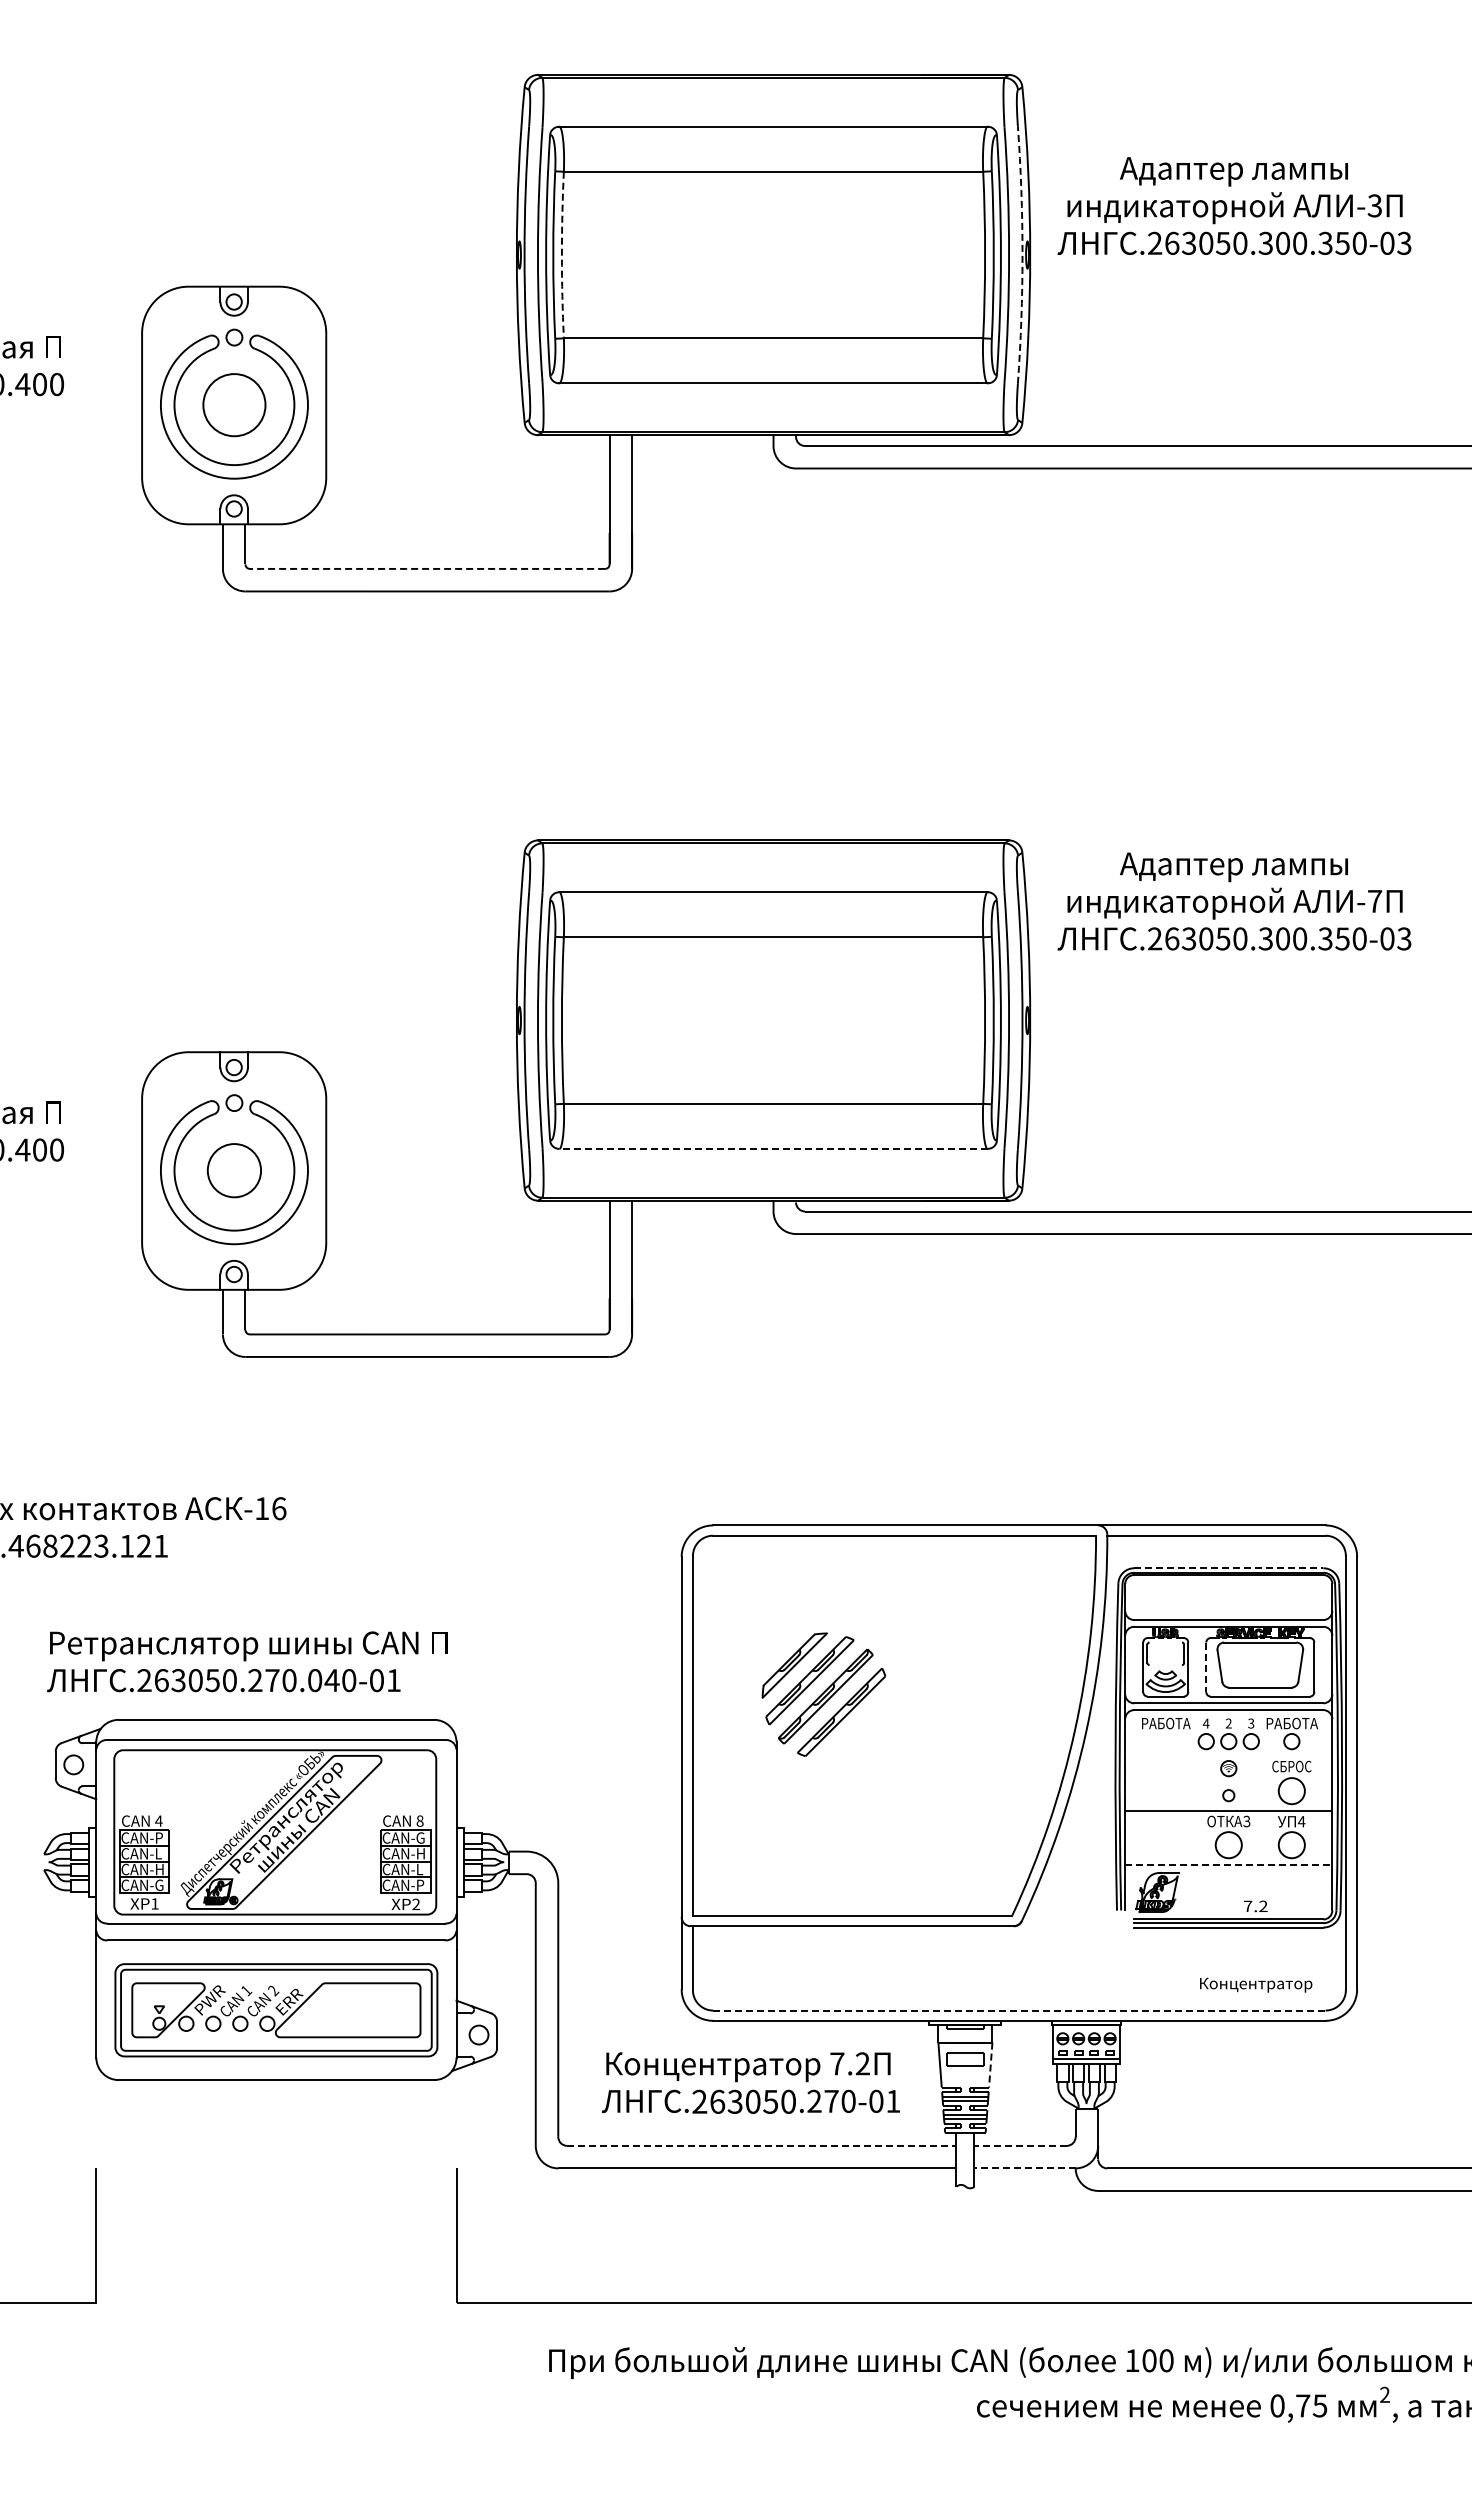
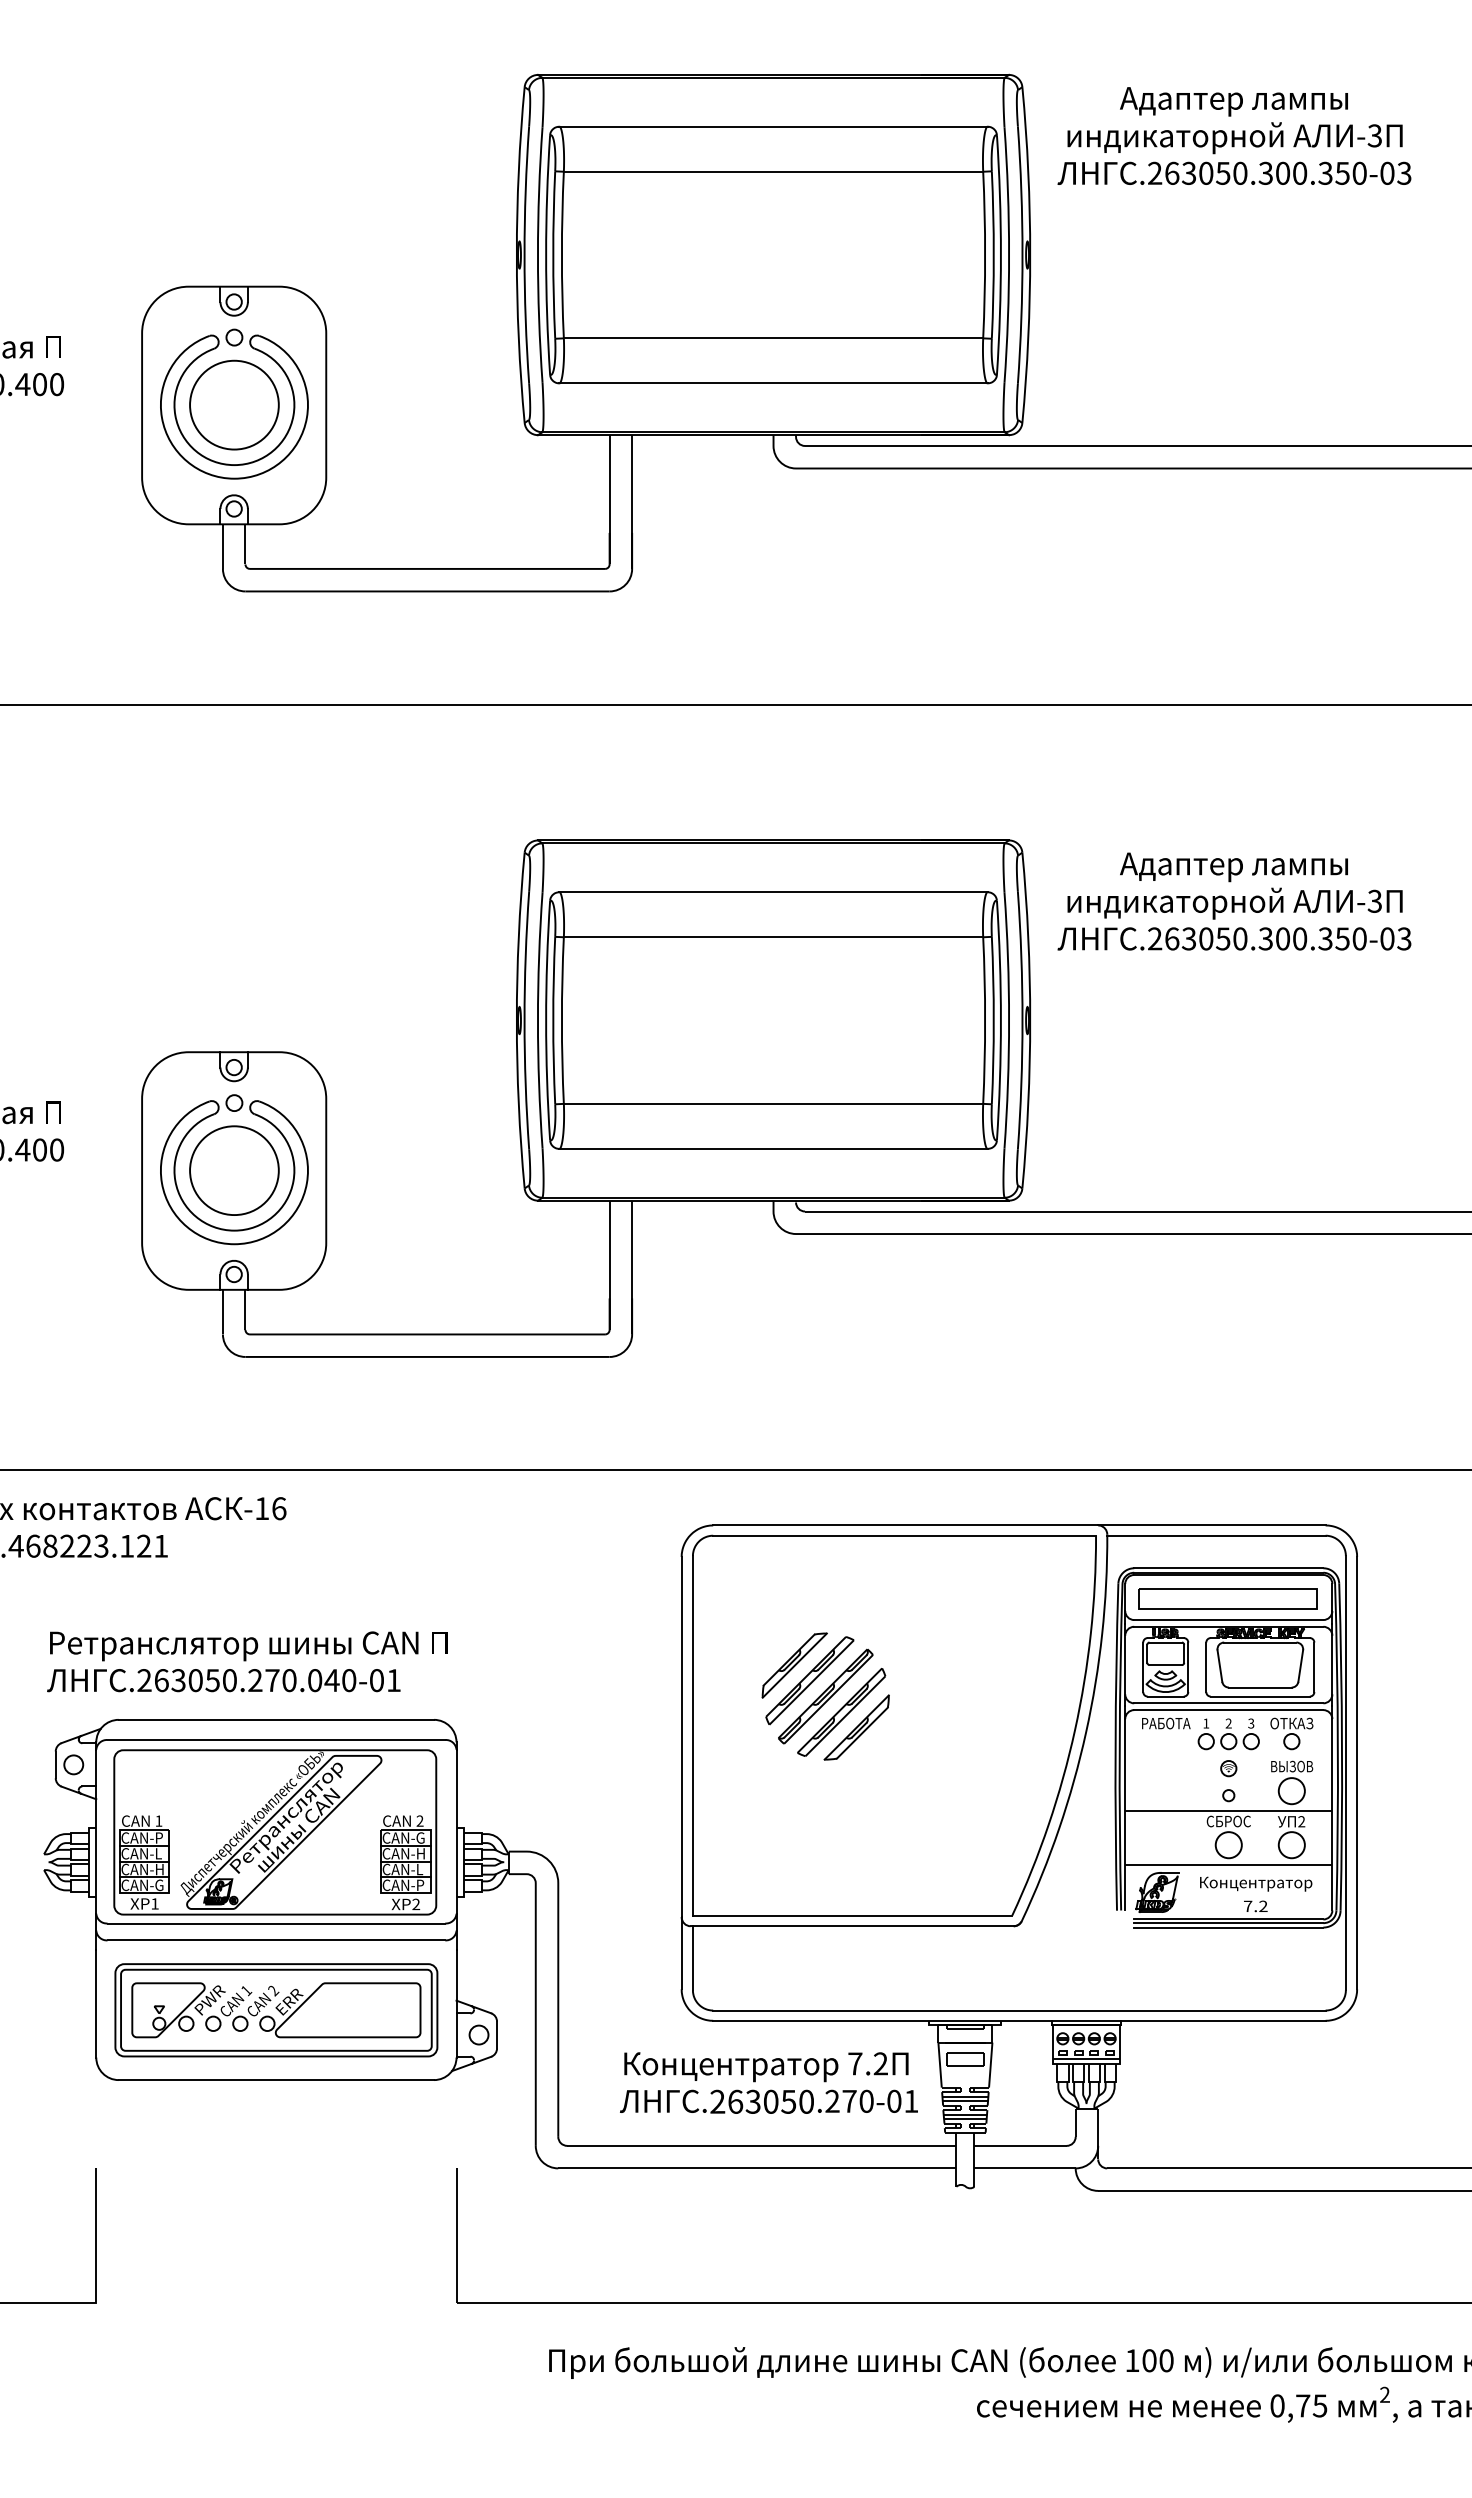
text position: (1234, 205) -> (1234, 135) (1234, 135)
arc: dashed -> solid (561, 255)
arc: dashed -> solid (1022, 255)
circle diameter: 62 px -> 89 px (234, 404)
line: dashed -> solid (427, 568)
line: none -> present (735, 704)
text: -7 -> -3 (1374, 900)
line: dashed -> solid (773, 1148)
circle diameter: 53 px -> 89 px (234, 1170)
line: none -> present (735, 1470)
line: dashed -> solid (1228, 1568)
part: none -> present (1227, 1598)
line: none -> present (1165, 1642)
line: none -> present (1165, 1665)
line: dashed -> solid (1206, 1667)
text: 4 -> 1 (1205, 1723)
text: РАБОТА -> ОТКАЗ (1292, 1723)
part: none -> present (856, 1727)
text: СБРОС -> ВЫЗОВ (1292, 1766)
text: 4 -> 1 (158, 1820)
text: 8 -> 2 (419, 1820)
text: ОТКАЗ -> СБРОС (1228, 1821)
text: 4 -> 2 (1301, 1821)
line: dashed -> solid (1228, 1865)
text position: (1256, 1984) -> (1256, 1883) (1256, 1883)
line: dashed -> solid (1019, 2010)
line: dashed -> solid (990, 2065)
text position: (750, 2082) -> (768, 2082) (768, 2082)
line: dashed -> solid (761, 2145)
line: dashed -> solid (1020, 2145)
line: dashed -> solid (1025, 2168)
